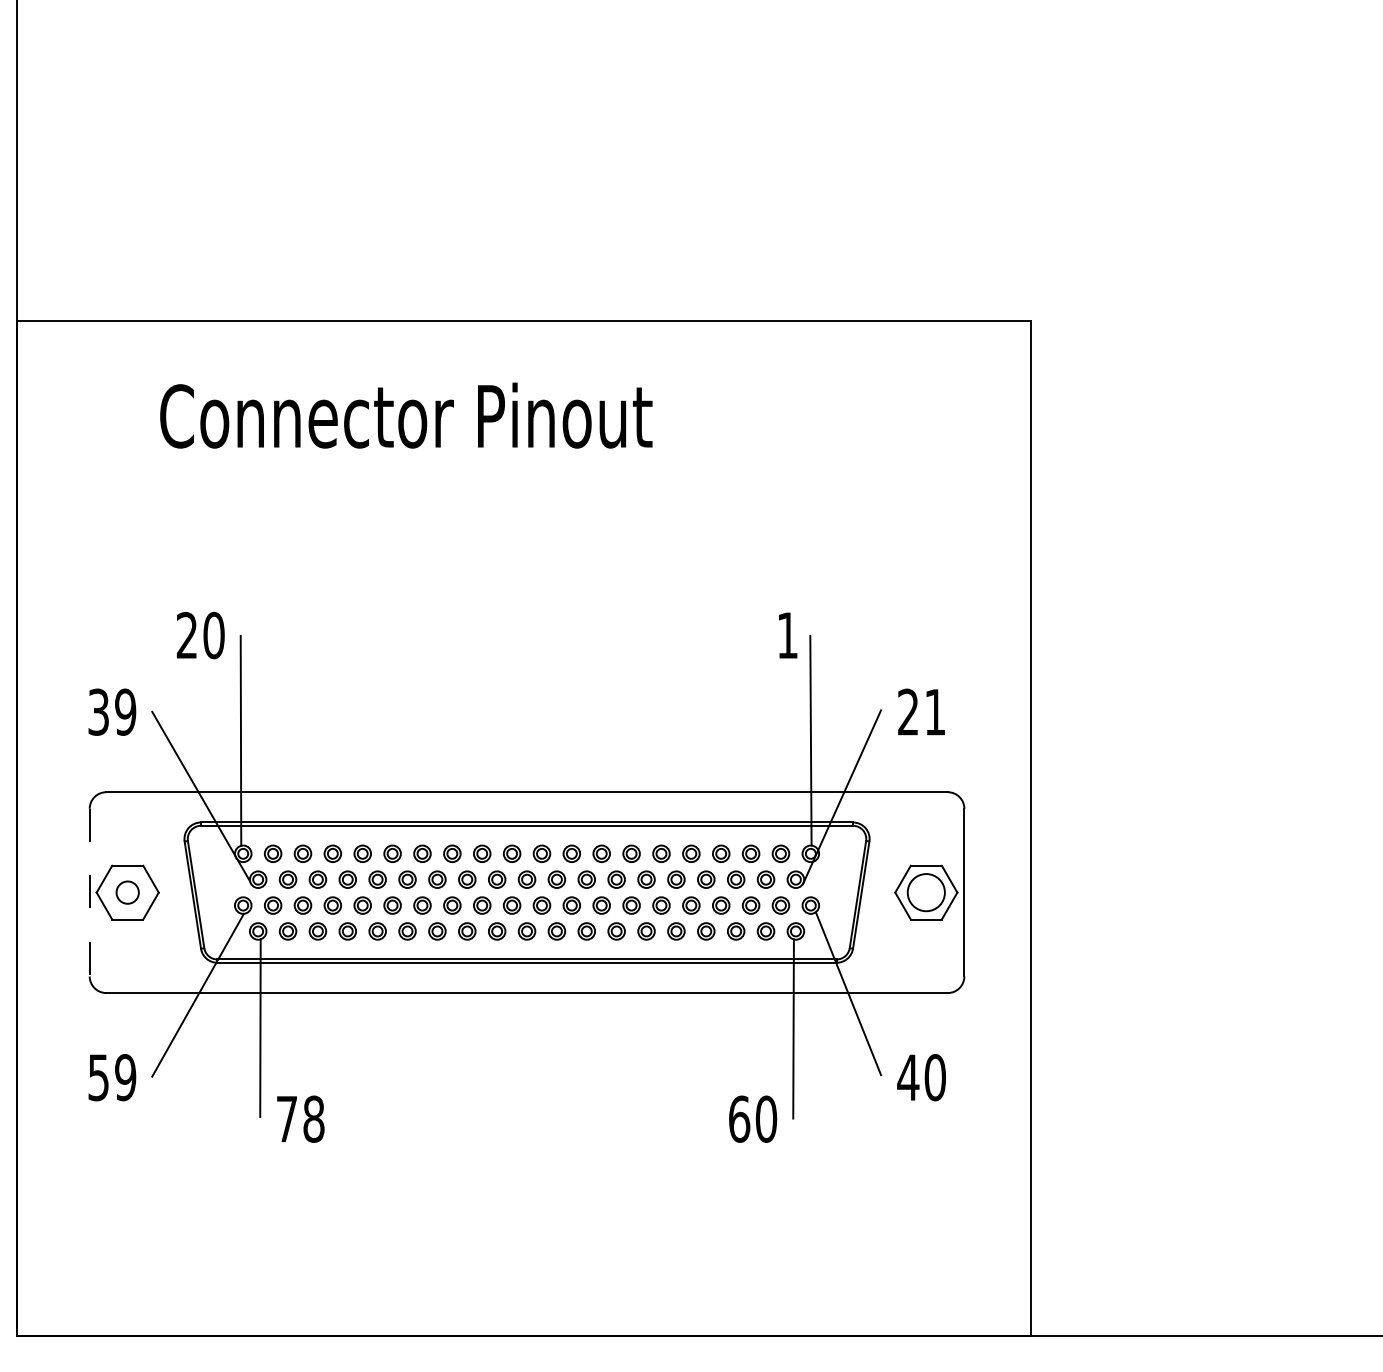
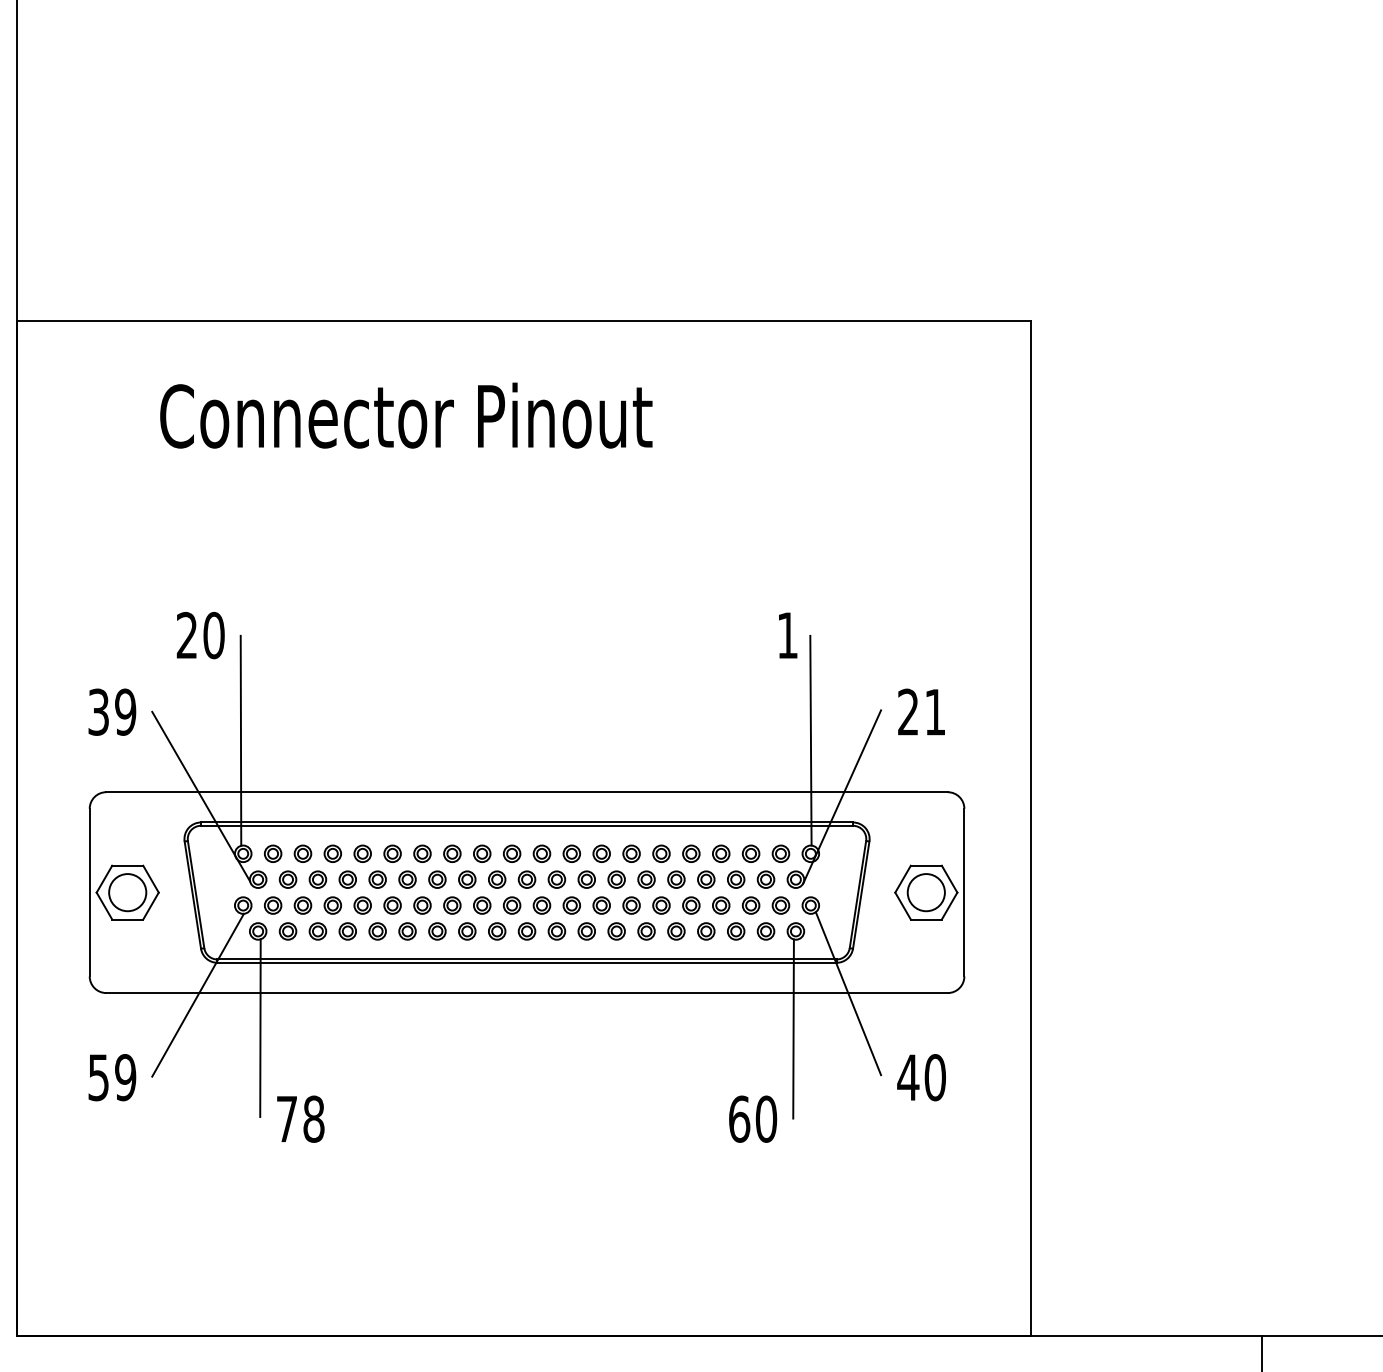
line: dashed -> solid (89, 892)
circle diameter: 22 px -> 37 px (127, 892)
line: none -> present (1261, 1351)
